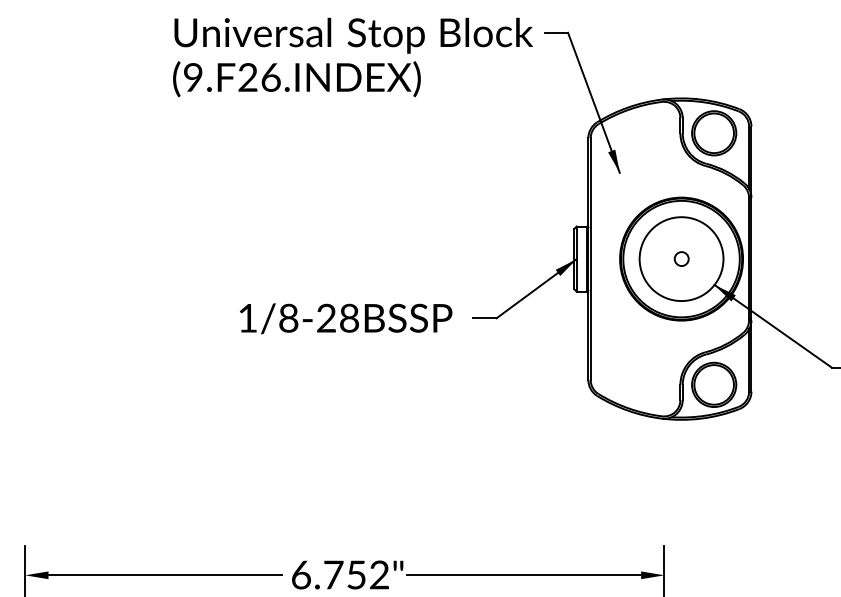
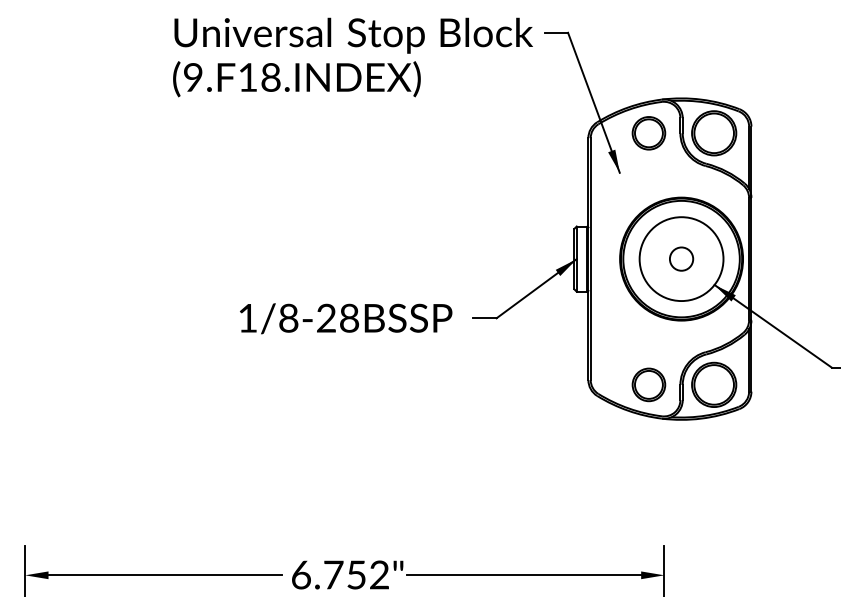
text: (9.F26.INDEX) -> (9.F18.INDEX) (259, 77)
part: none -> present (648, 133)
circle size: 17x16 px -> 26x26 px (681, 258)
part: none -> present (648, 384)
